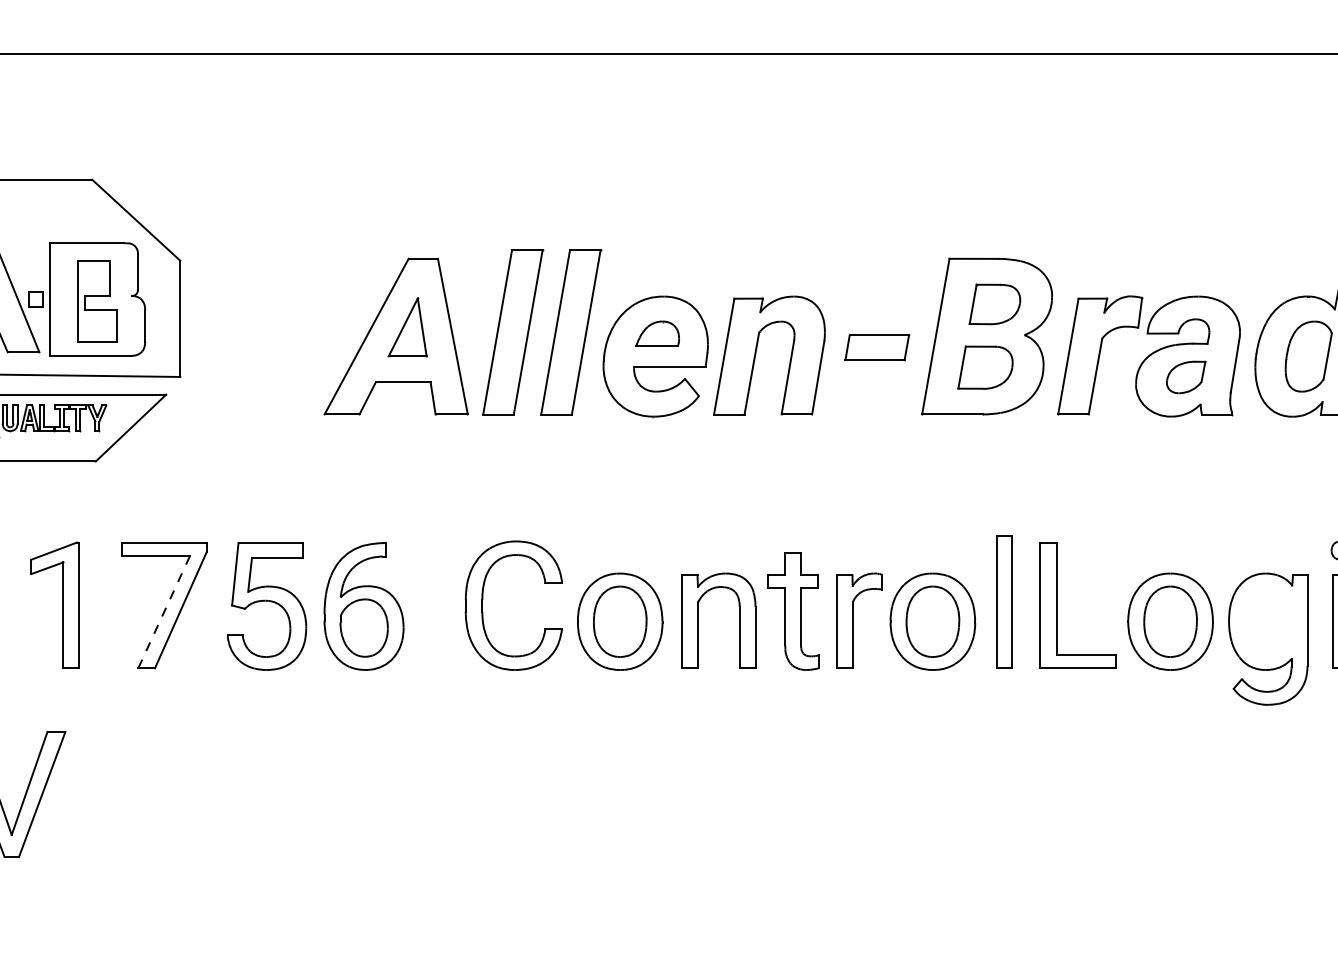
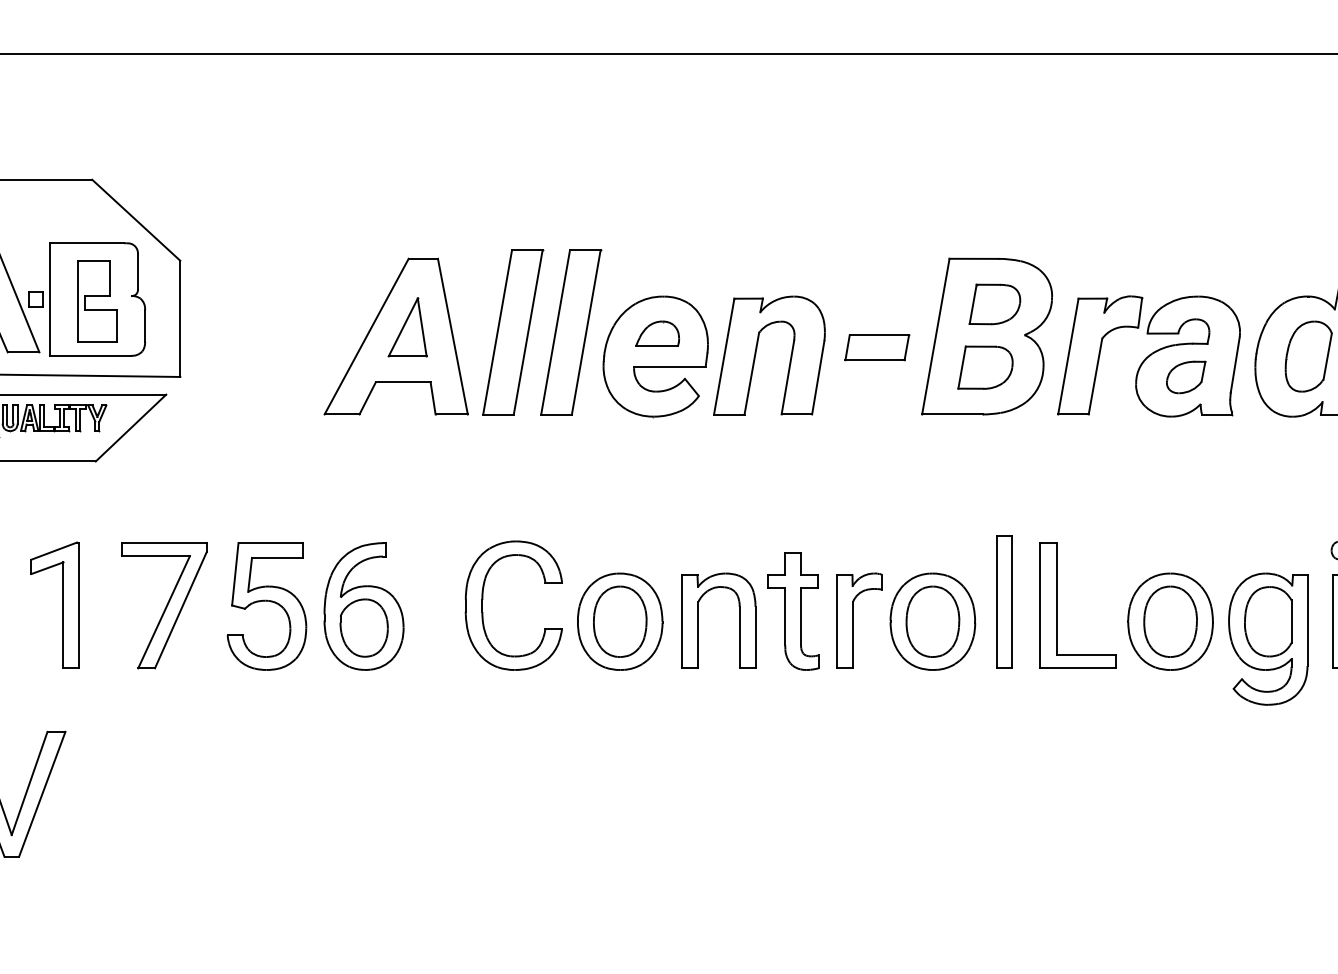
line: dashed -> solid (164, 612)
part: none -> present (1268, 621)
